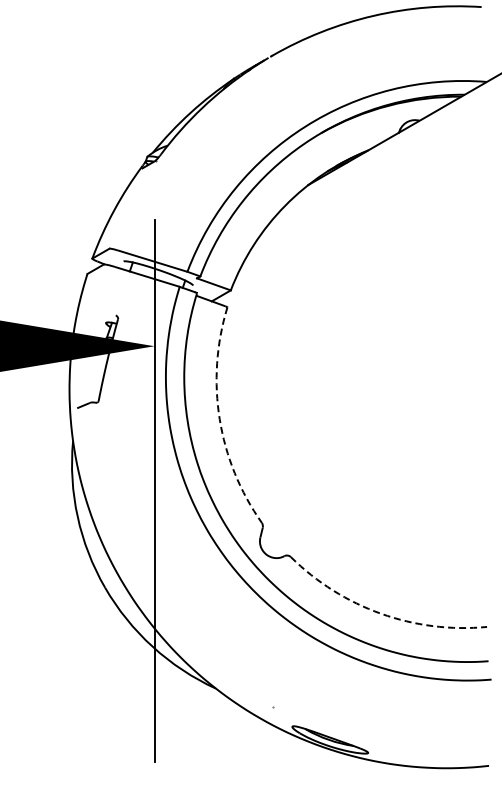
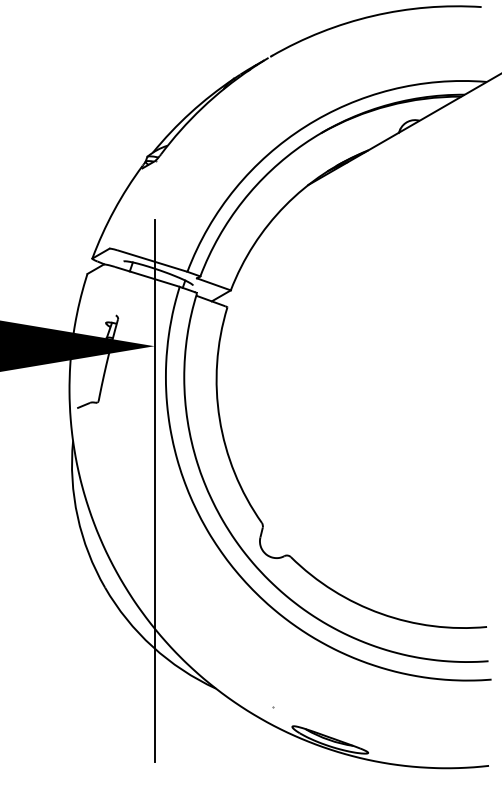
arc: dashed -> solid (219, 419)
arc: dashed -> solid (381, 613)
